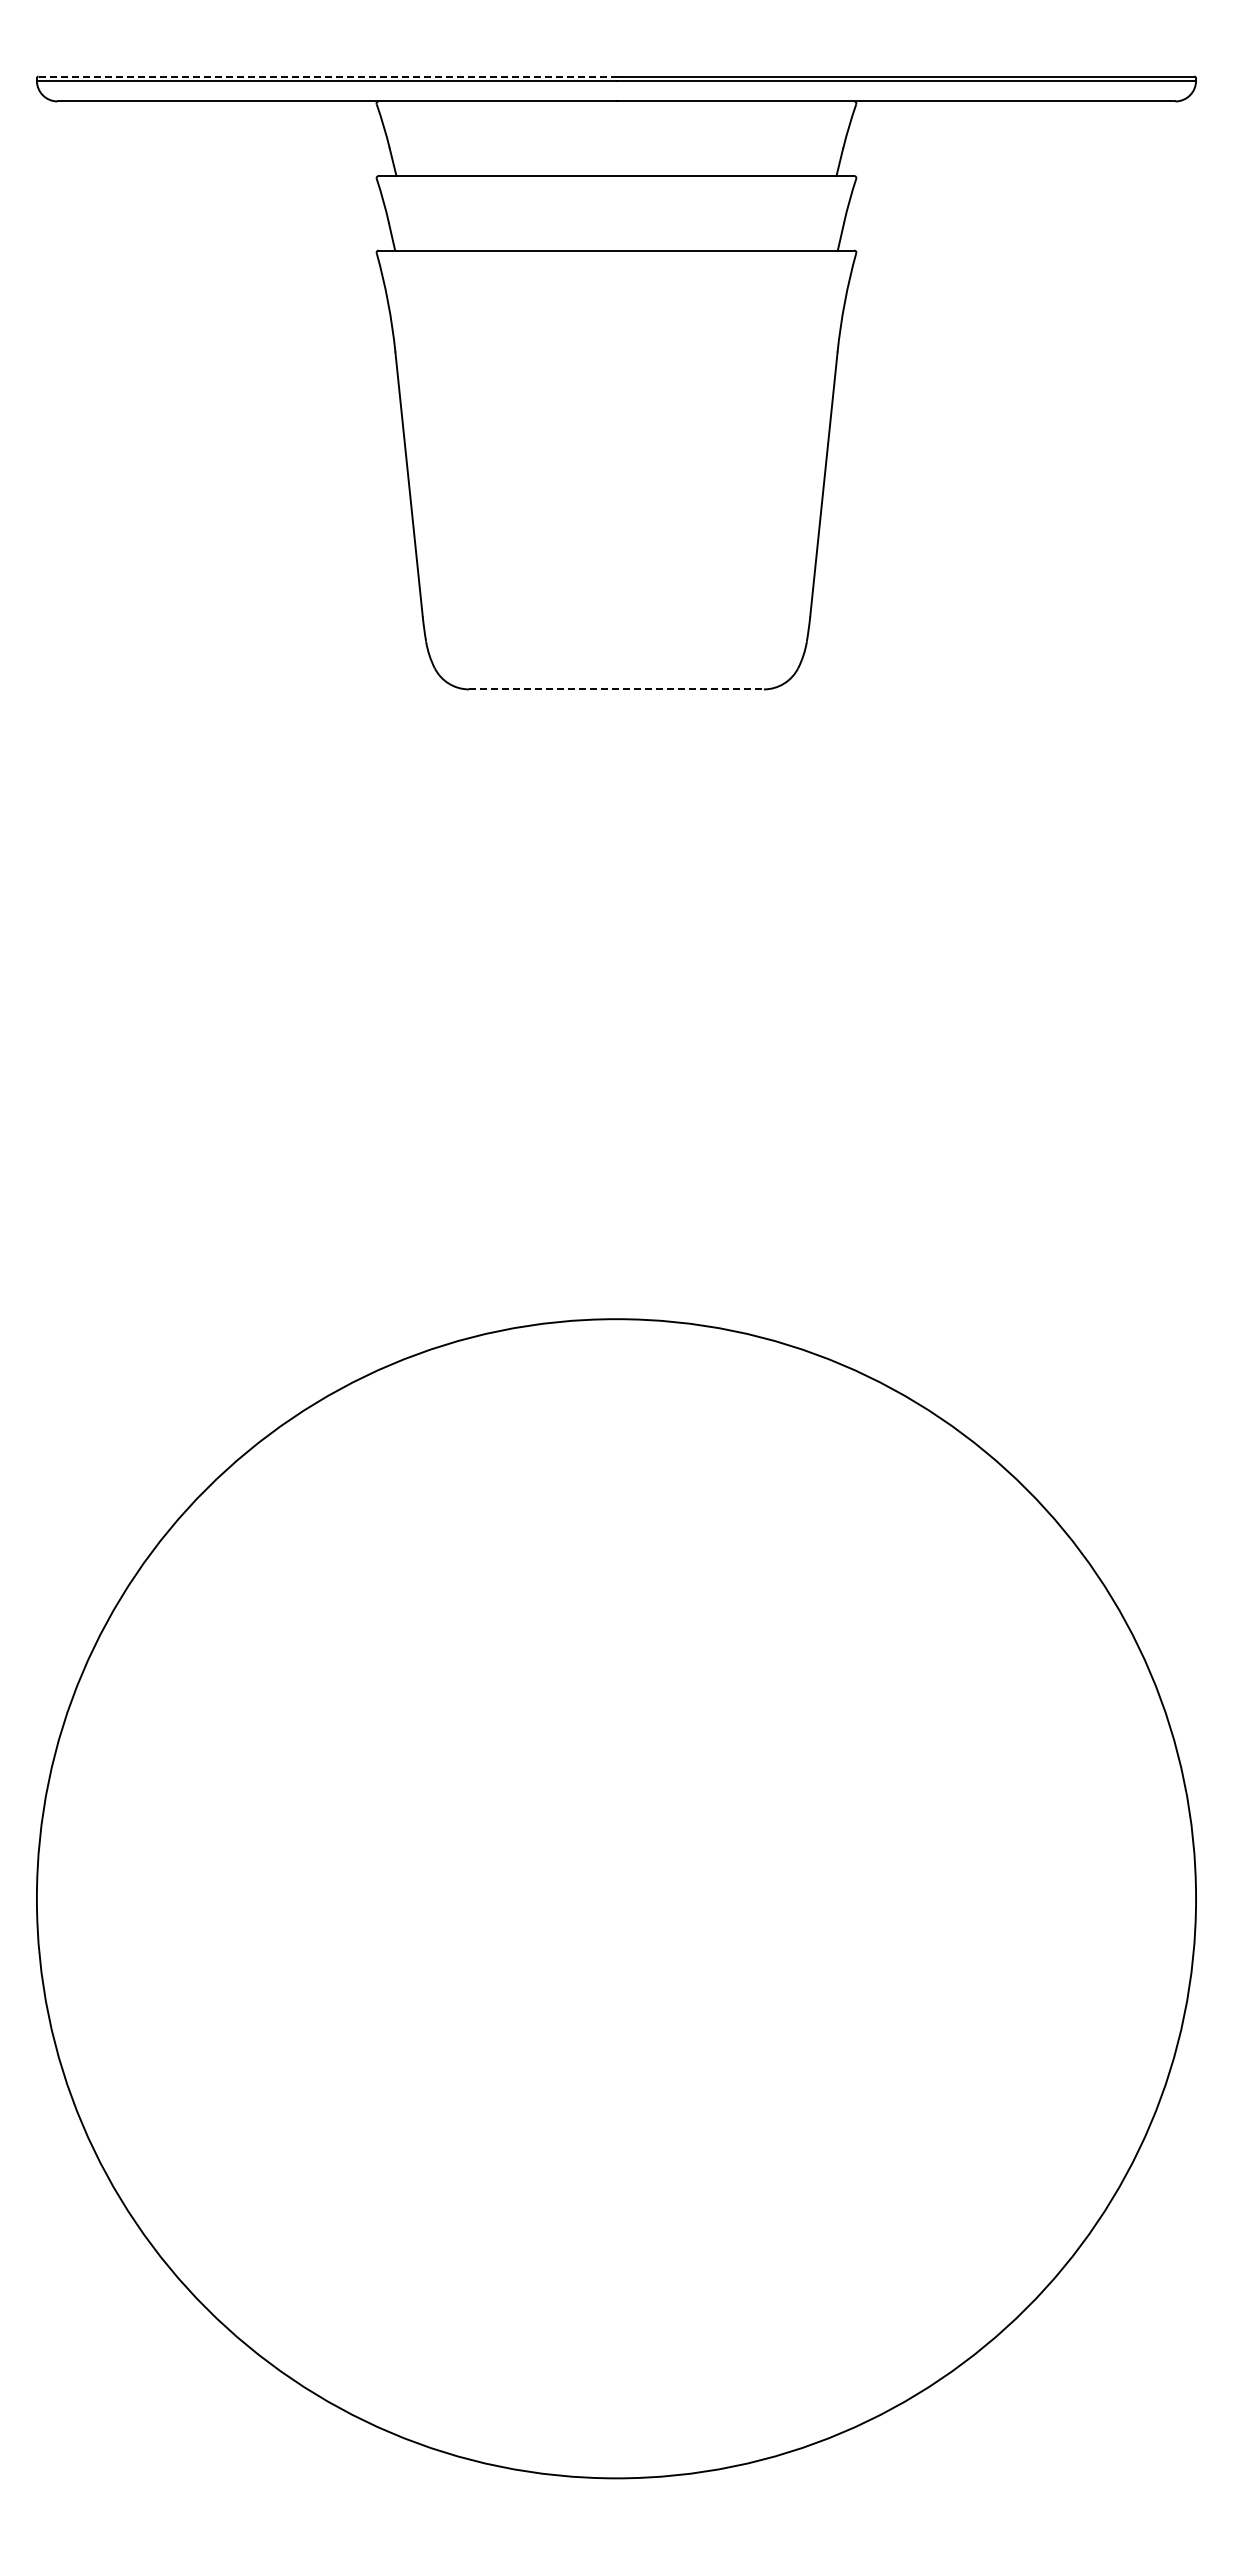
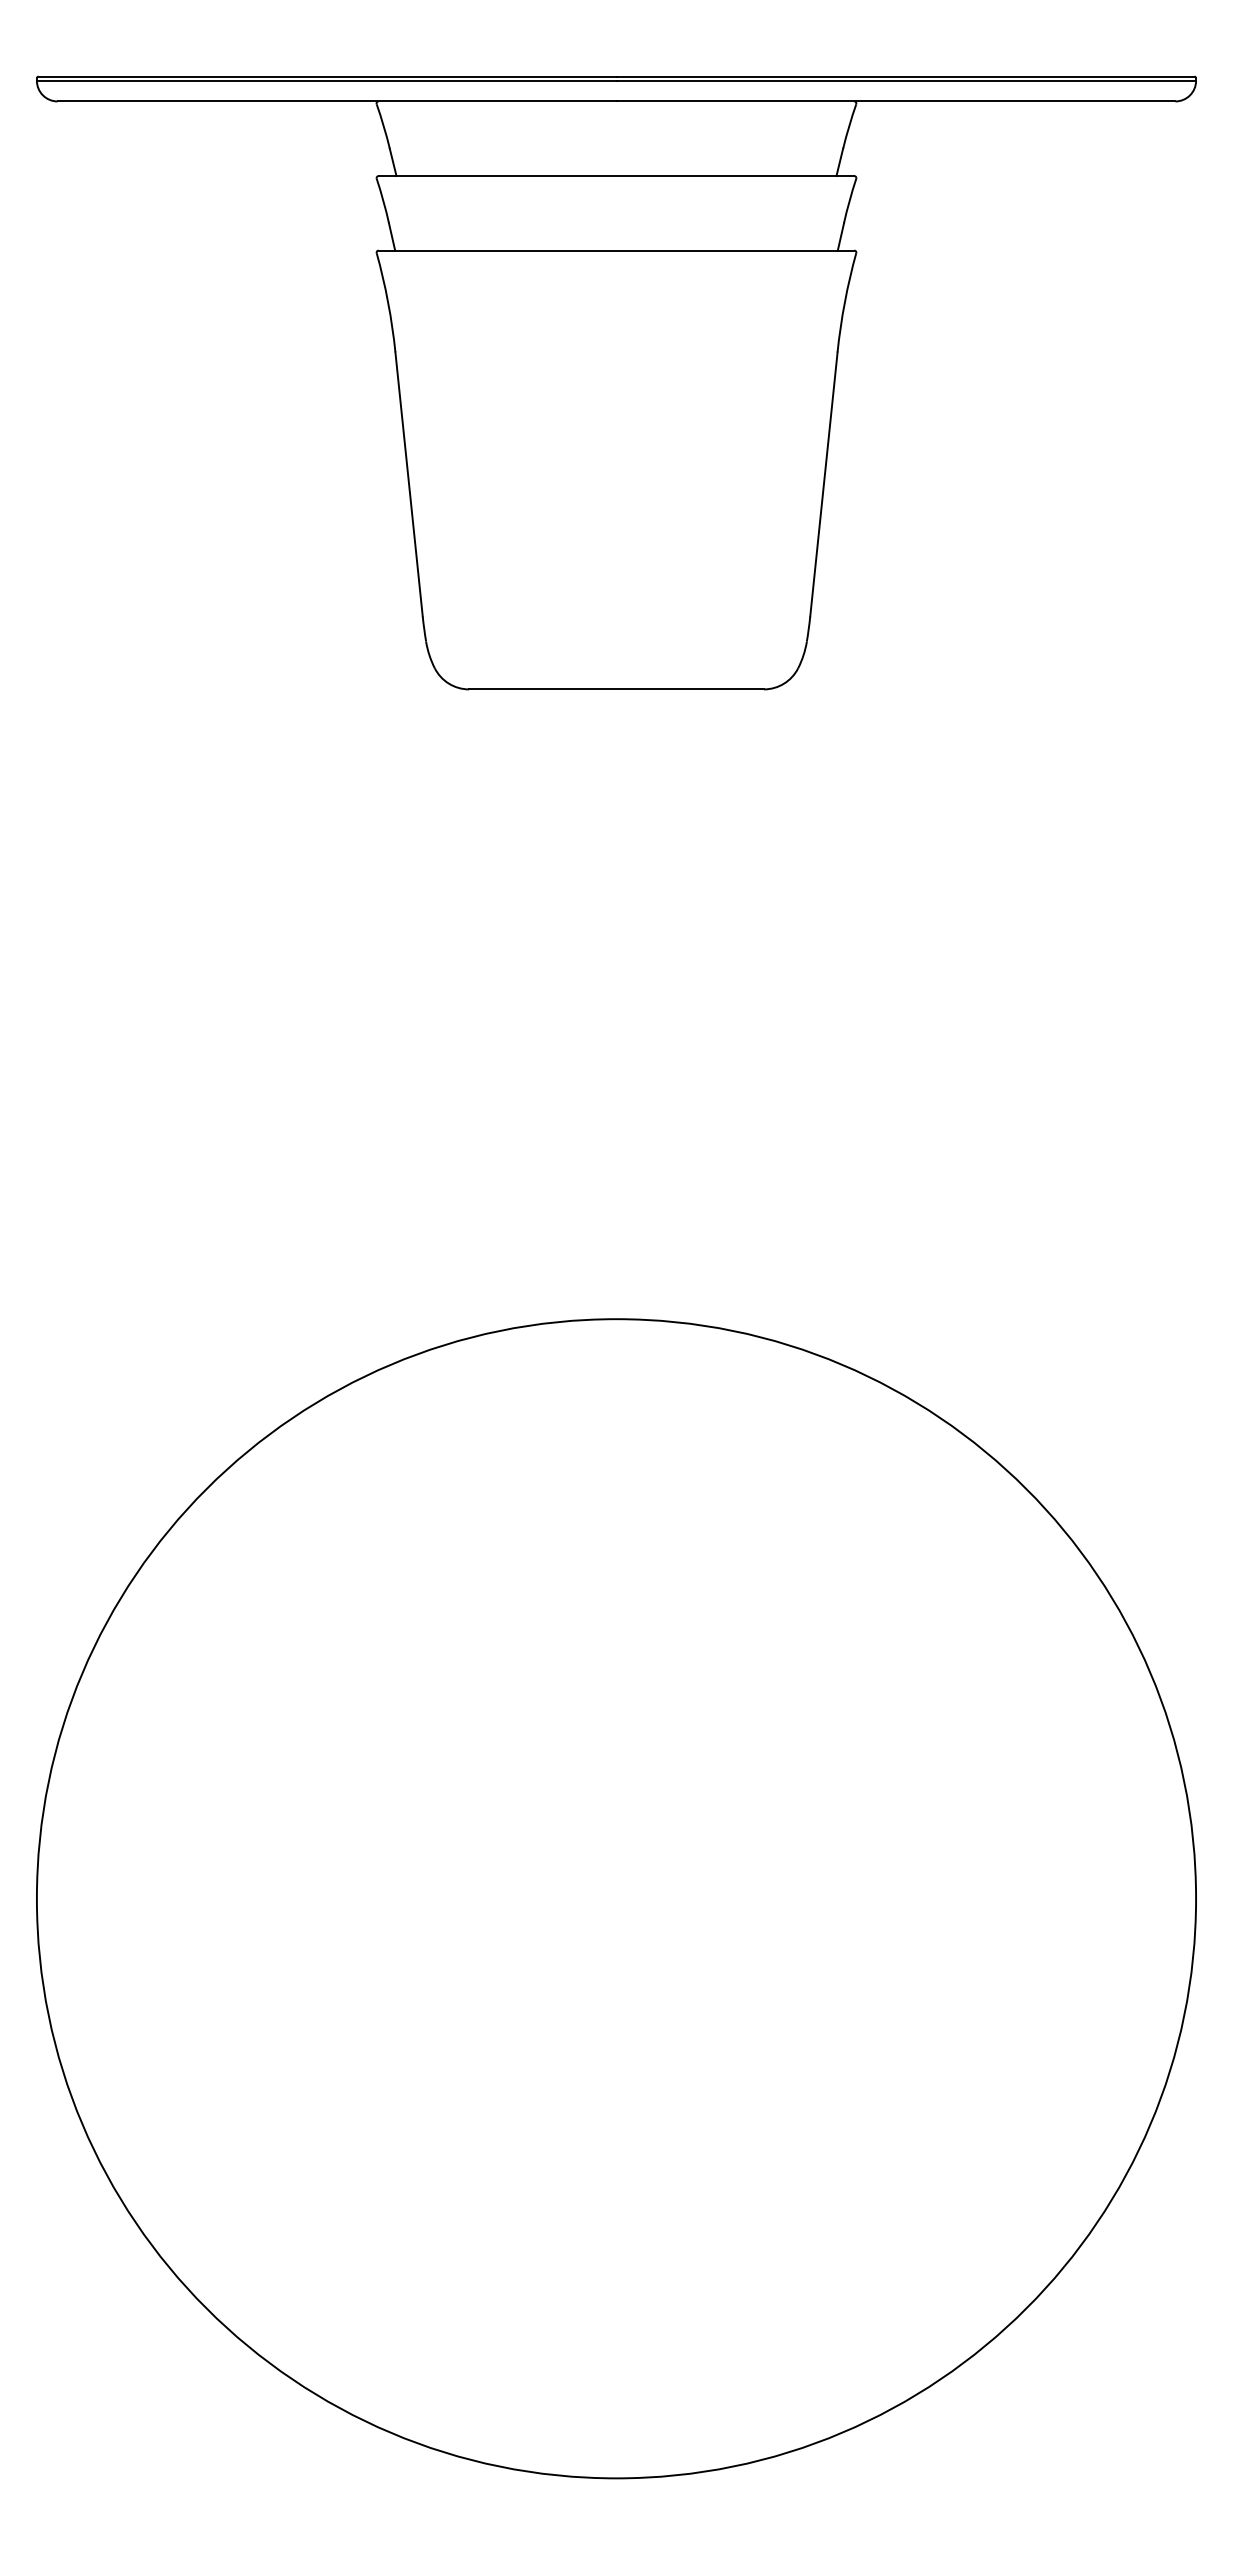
line: dashed -> solid (327, 76)
line: dashed -> solid (617, 689)
